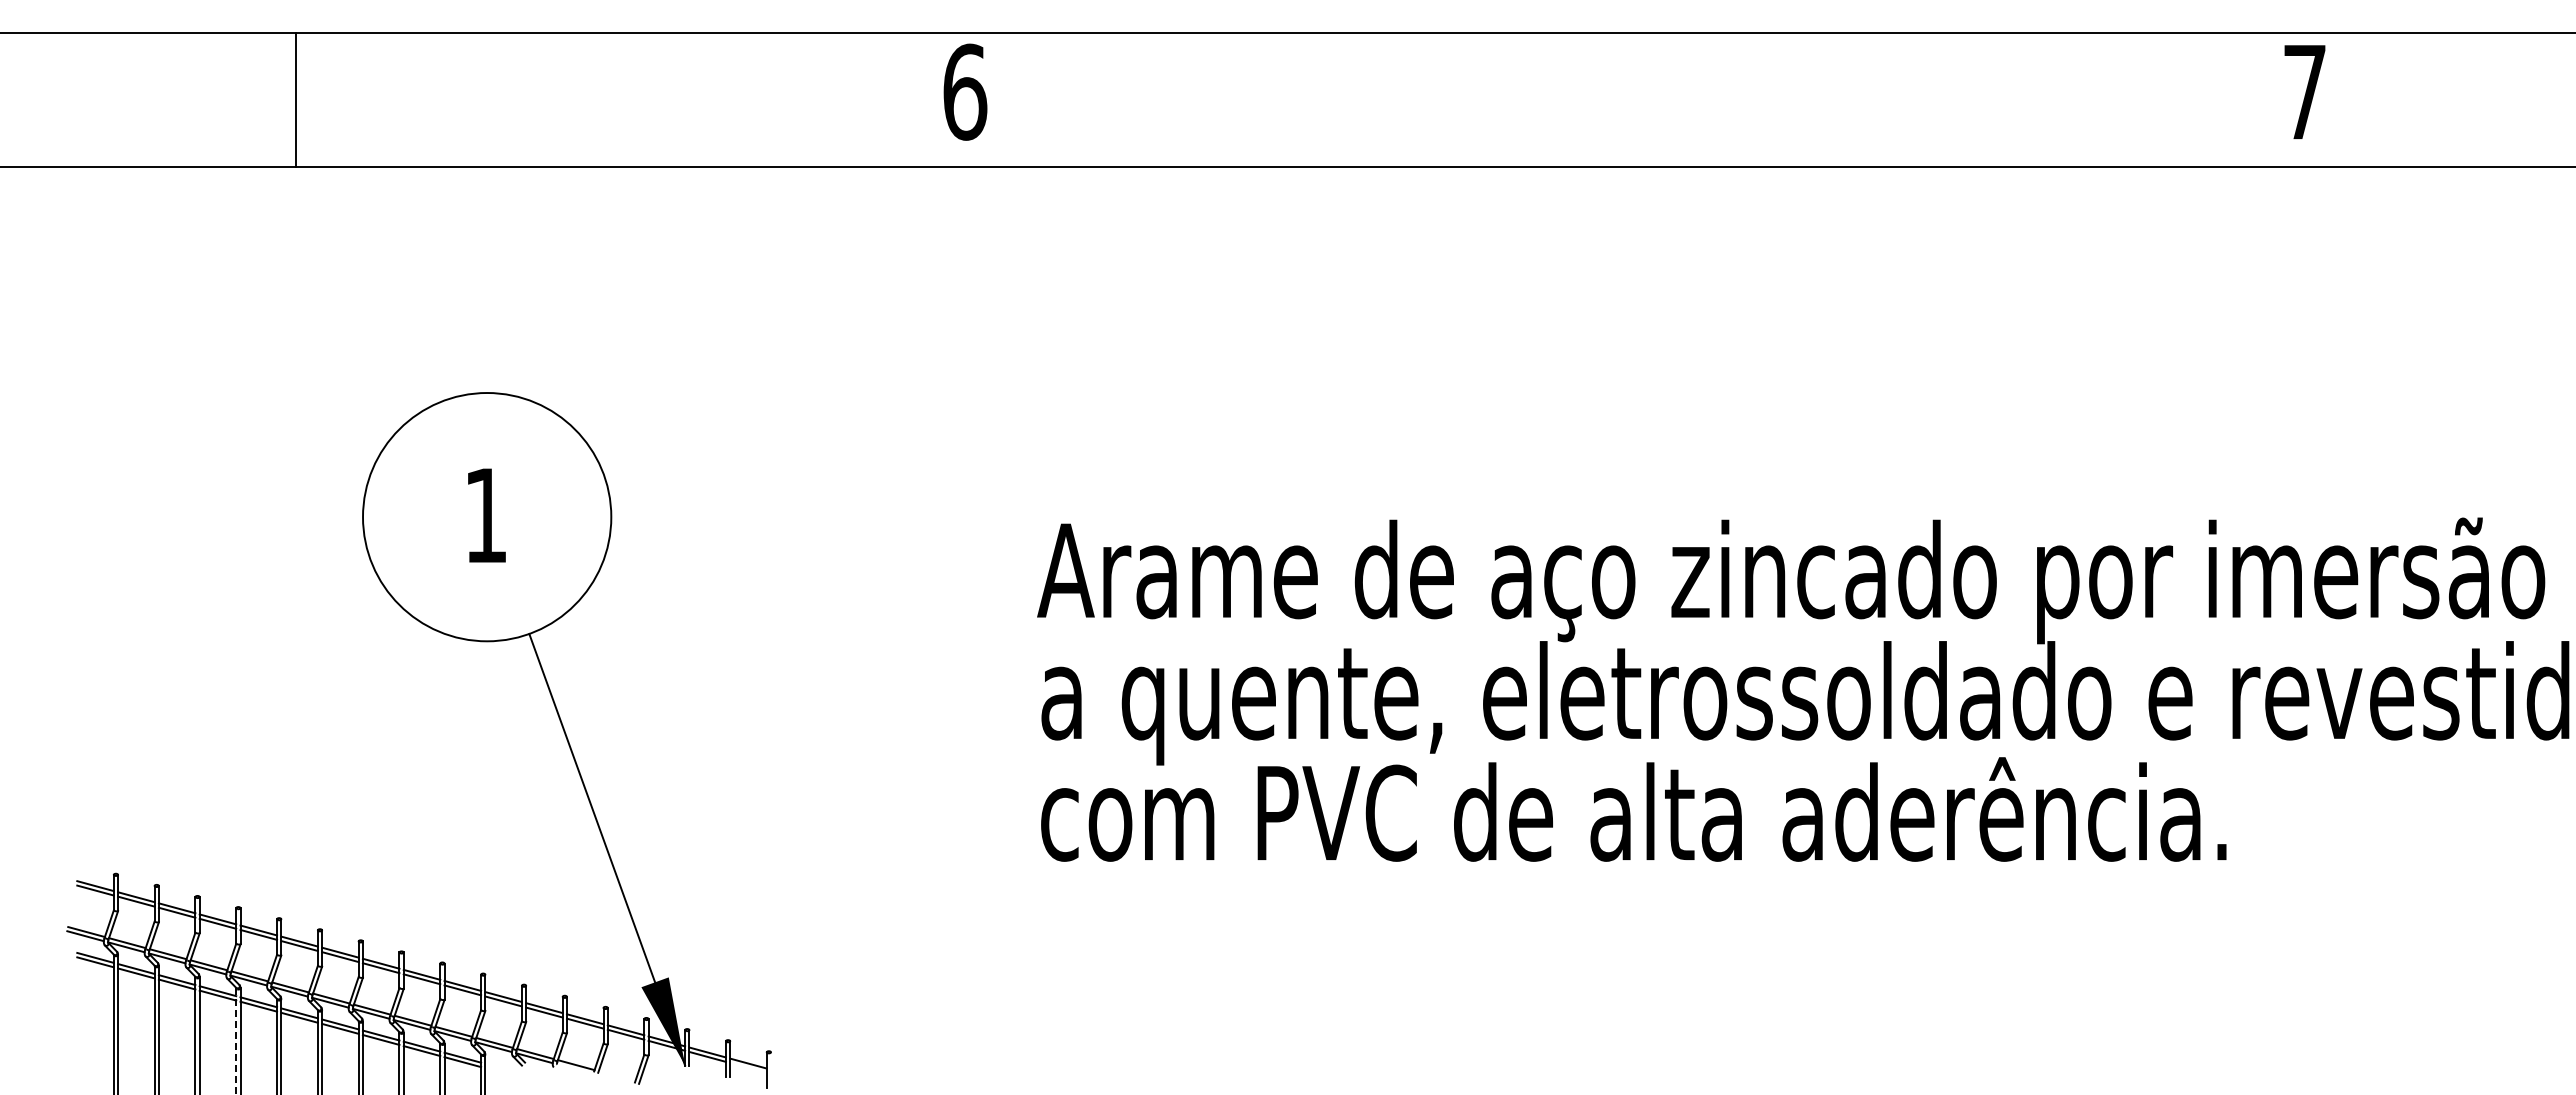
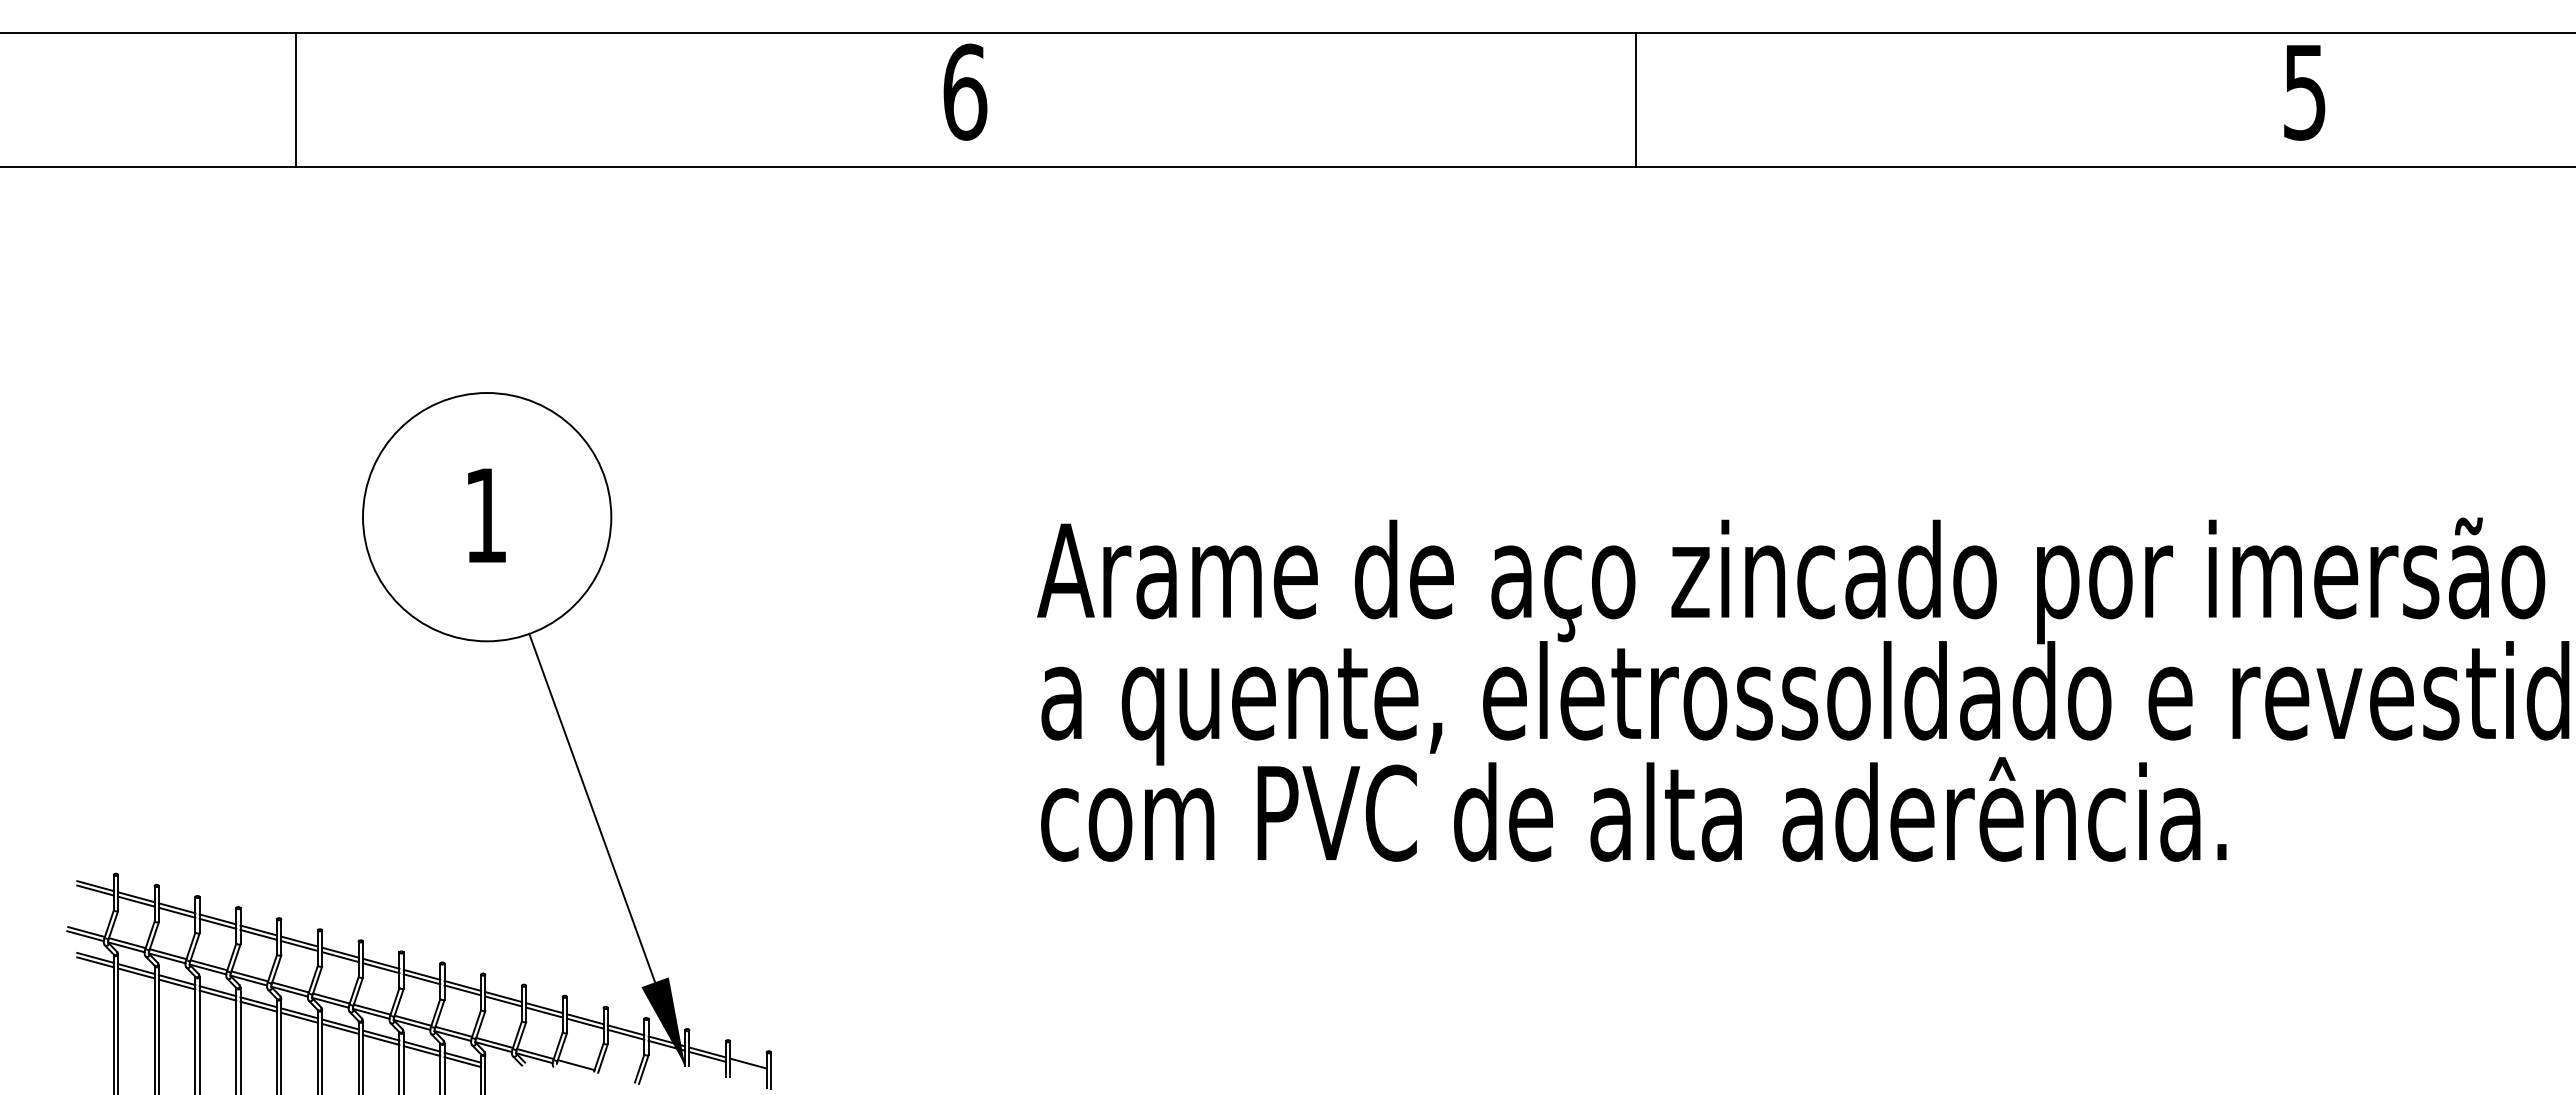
text: 7 -> 5 (2304, 92)
line: none -> present (1636, 99)
line: dashed -> solid (236, 1041)
line: none -> present (771, 1070)
